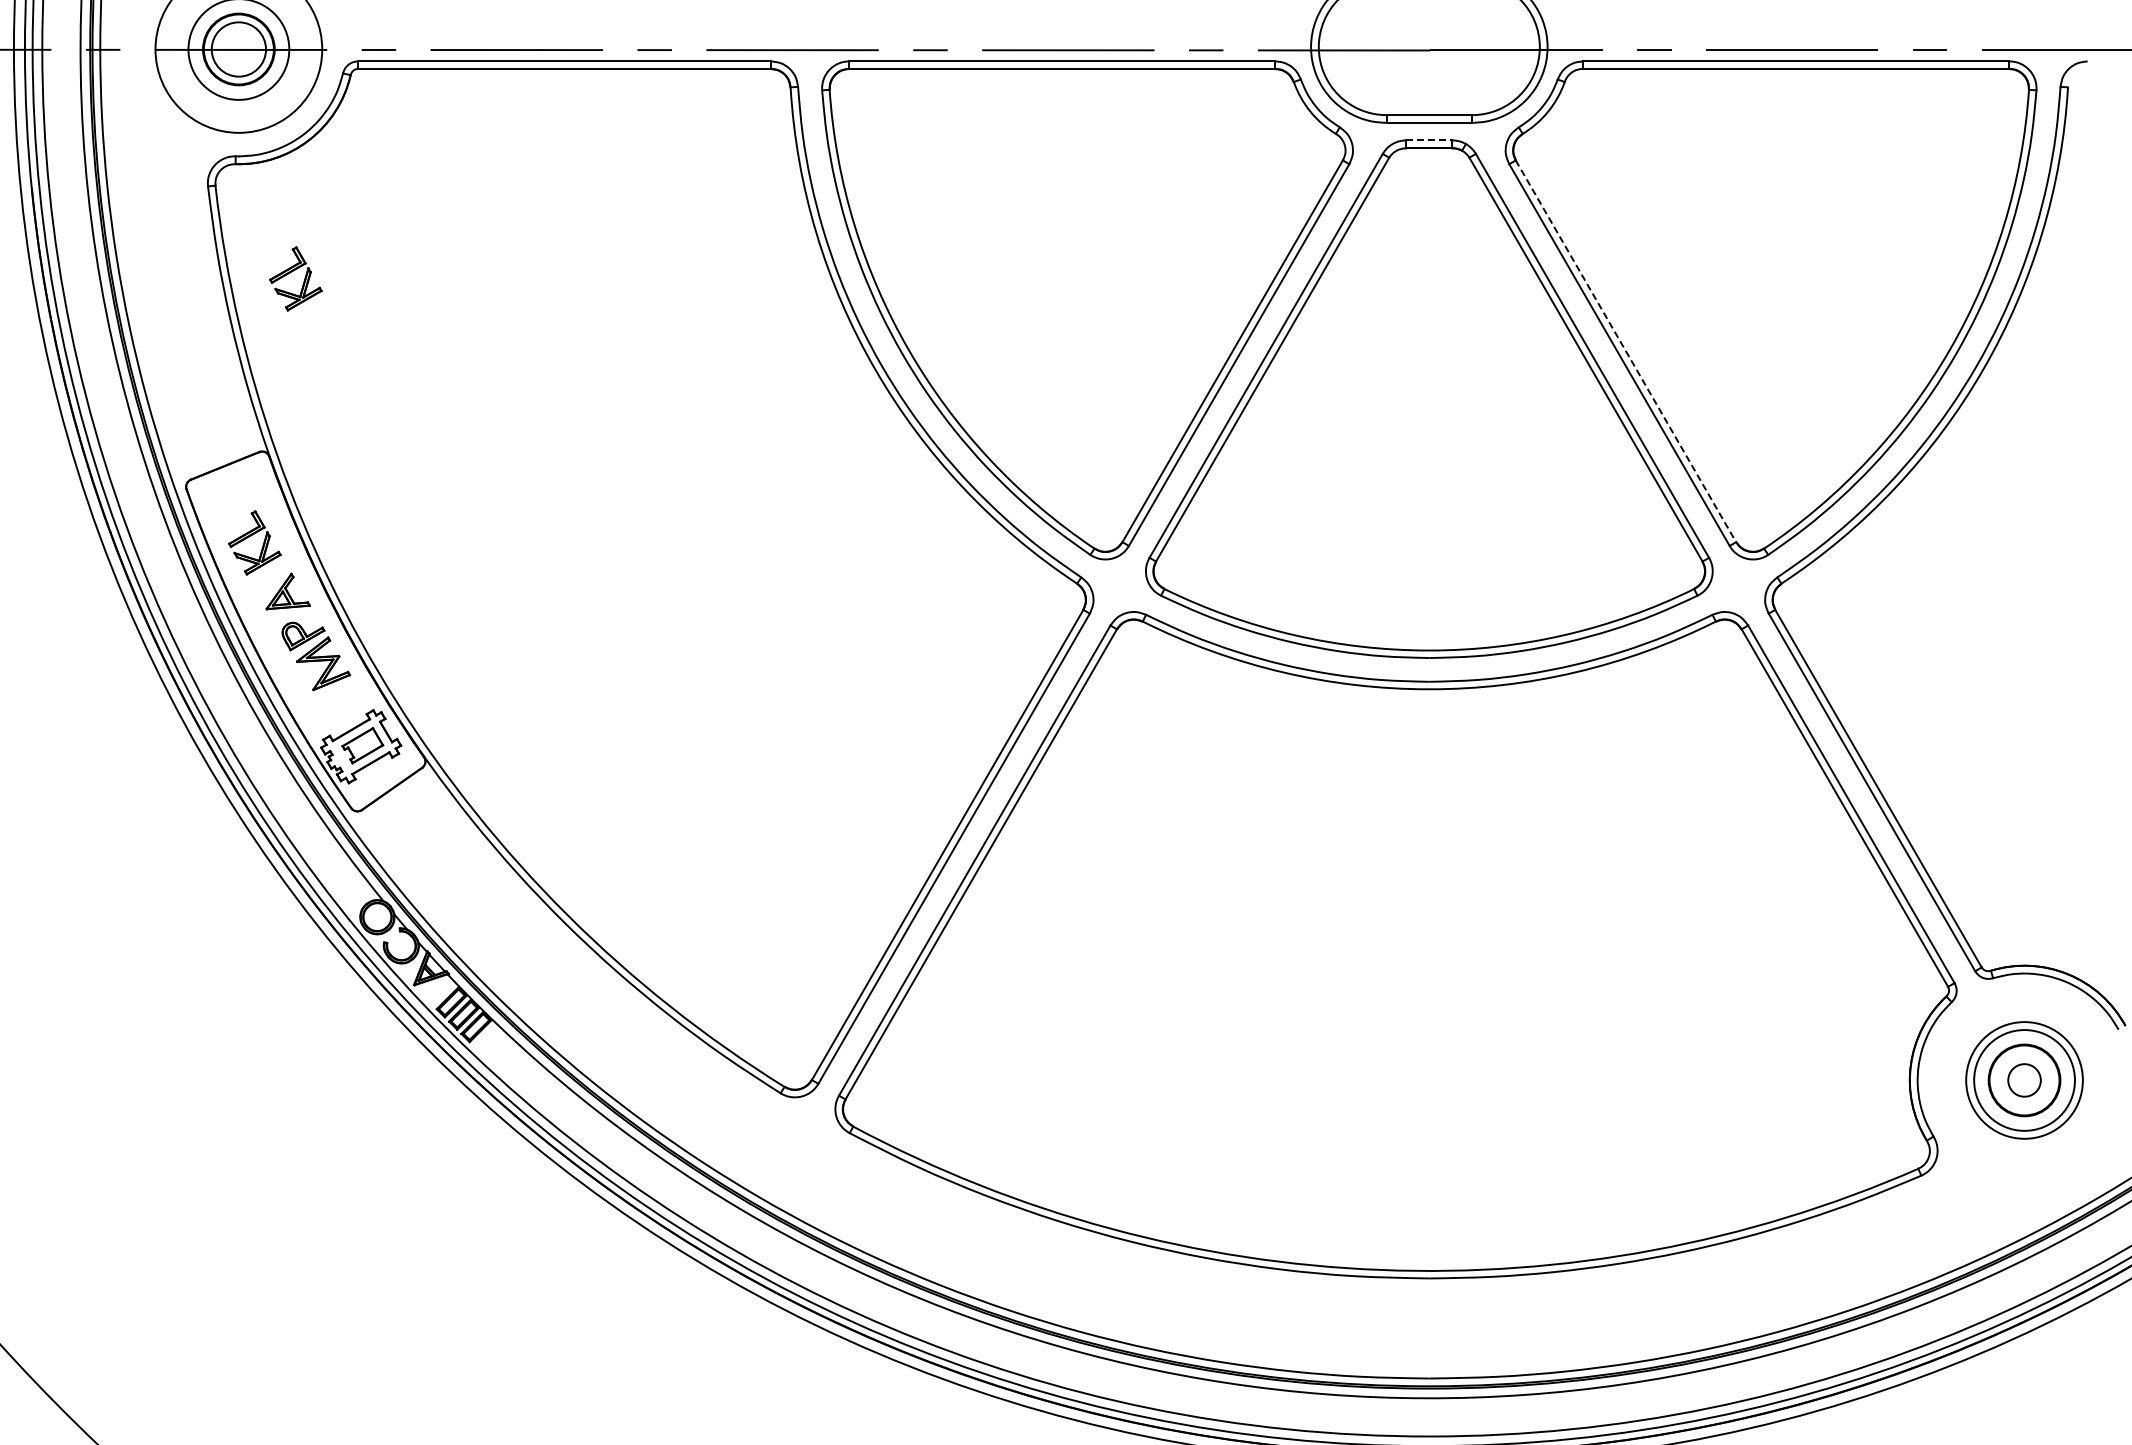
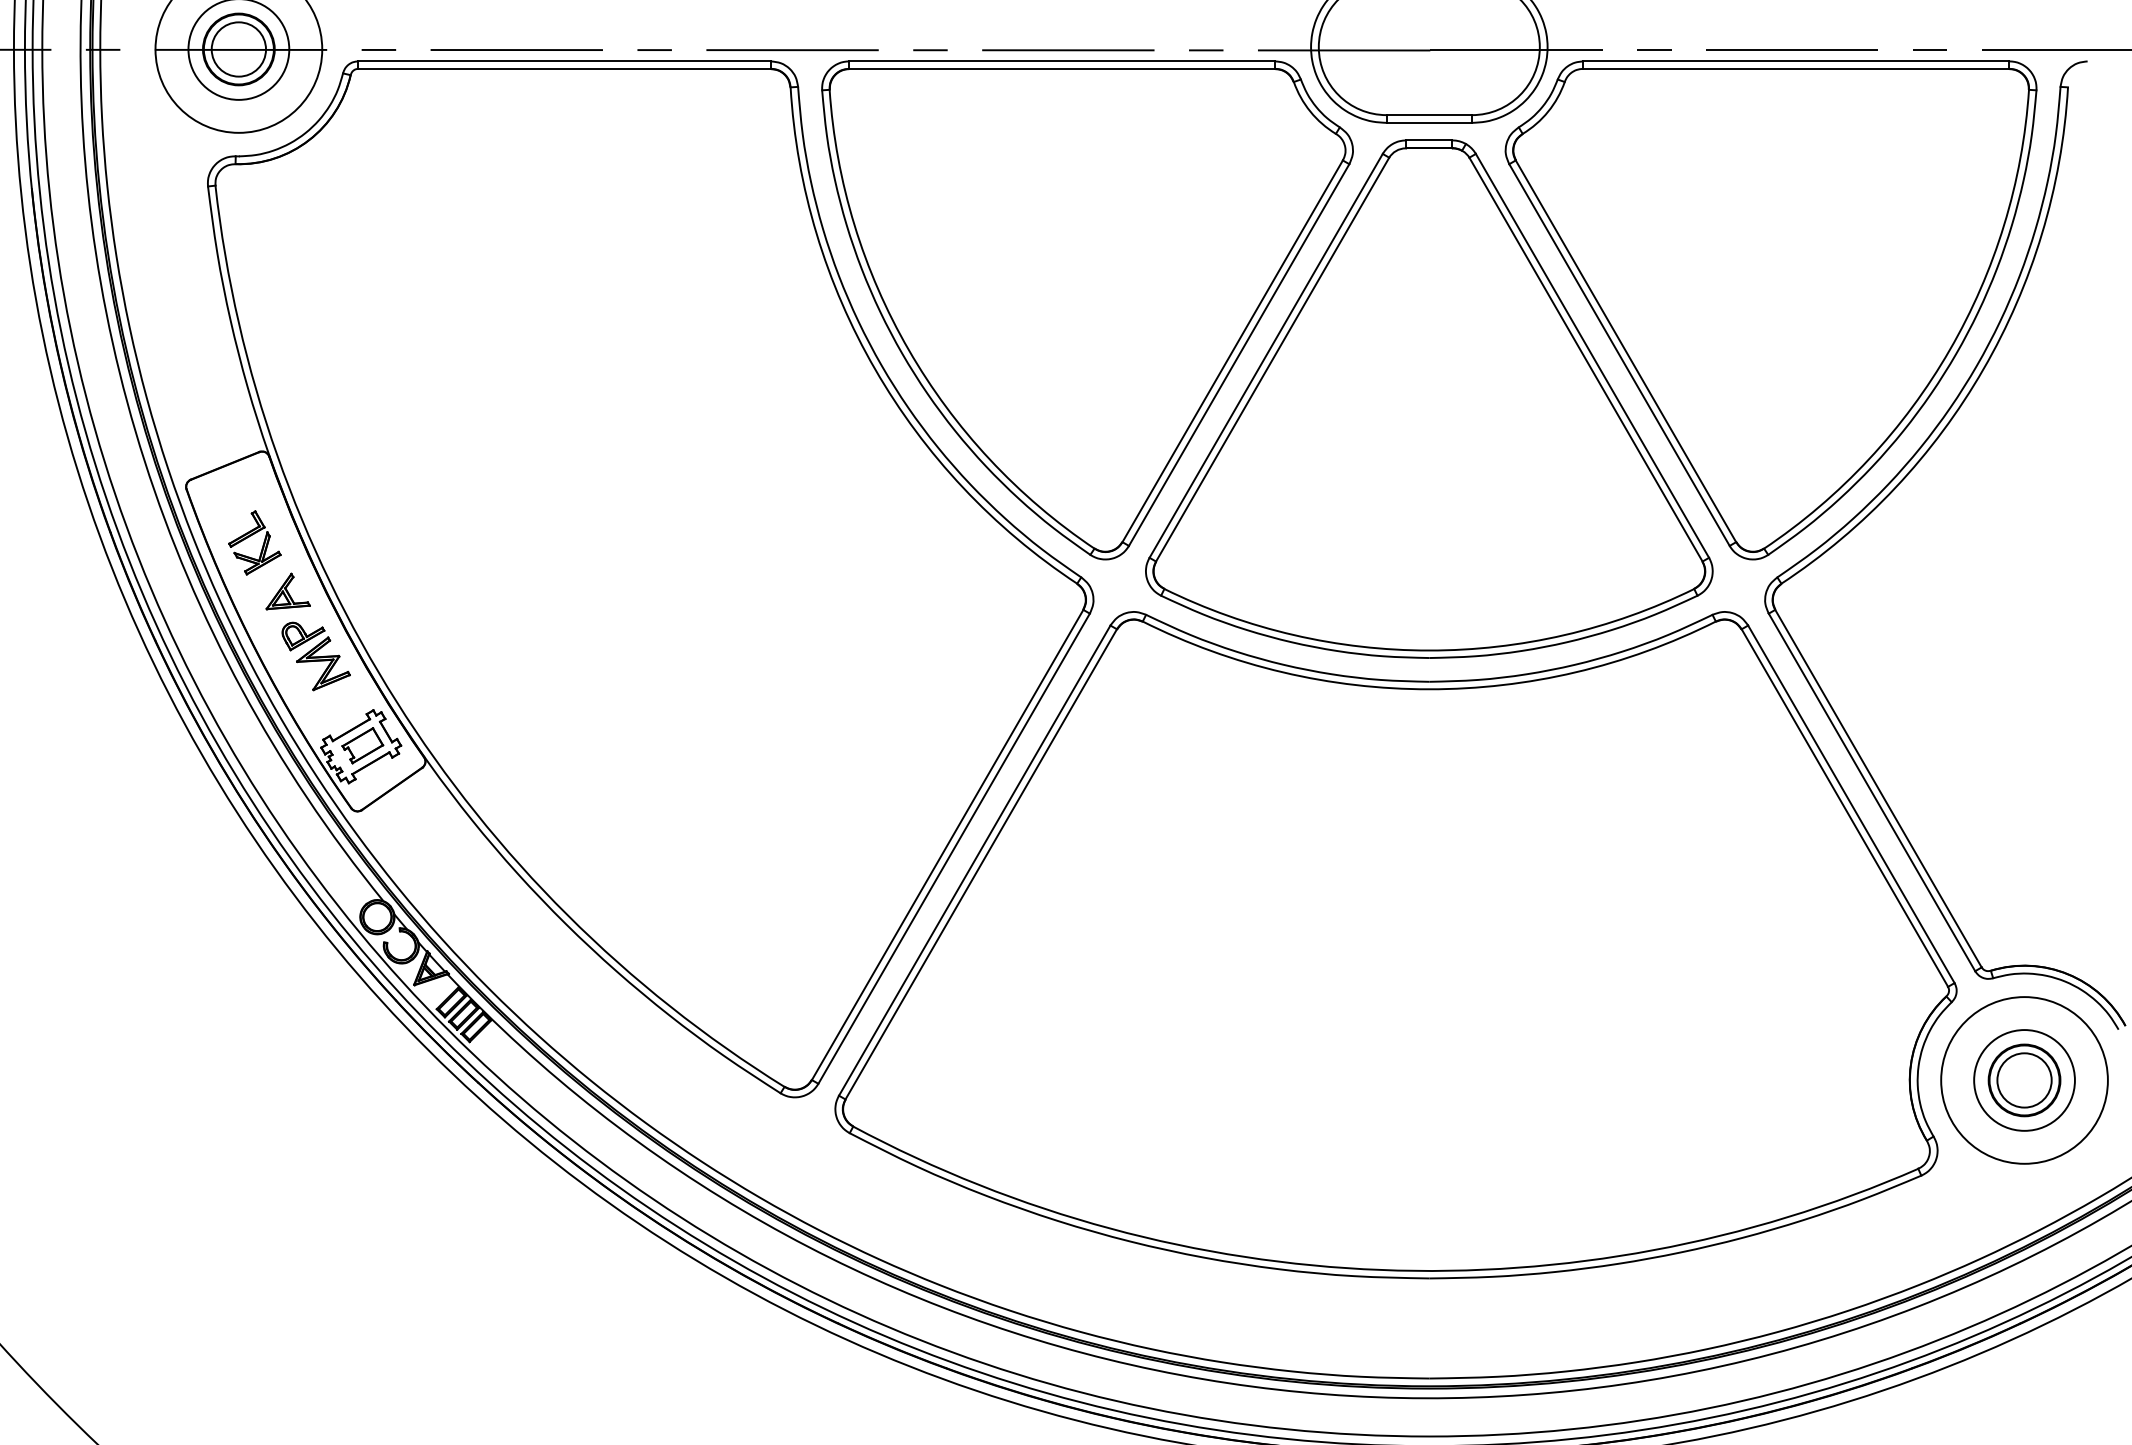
line: dashed -> solid (1429, 140)
part: present -> none (292, 272)
line: dashed -> solid (1626, 351)
circle diameter: 117 px -> 167 px (2024, 1080)
circle diameter: 33 px -> 54 px (2024, 1080)
